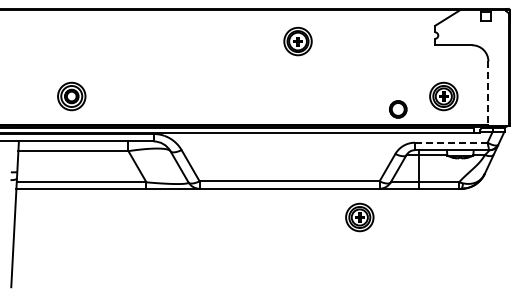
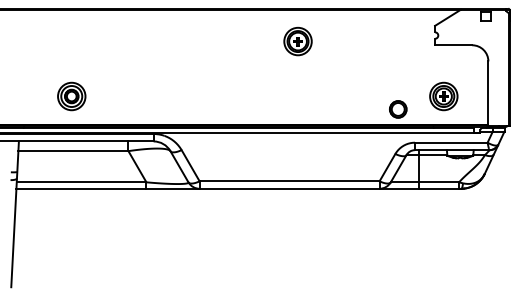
line: dashed -> solid (488, 94)
line: dashed -> solid (450, 142)
part: present -> none (359, 217)
